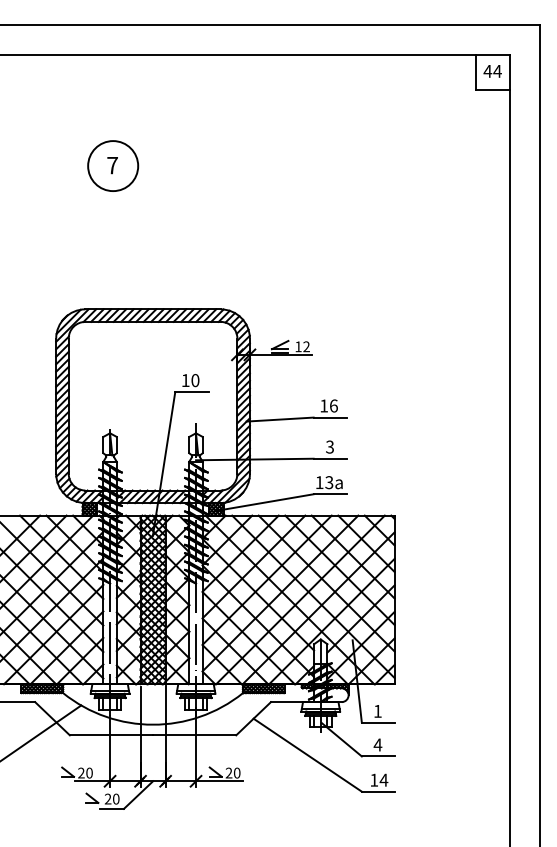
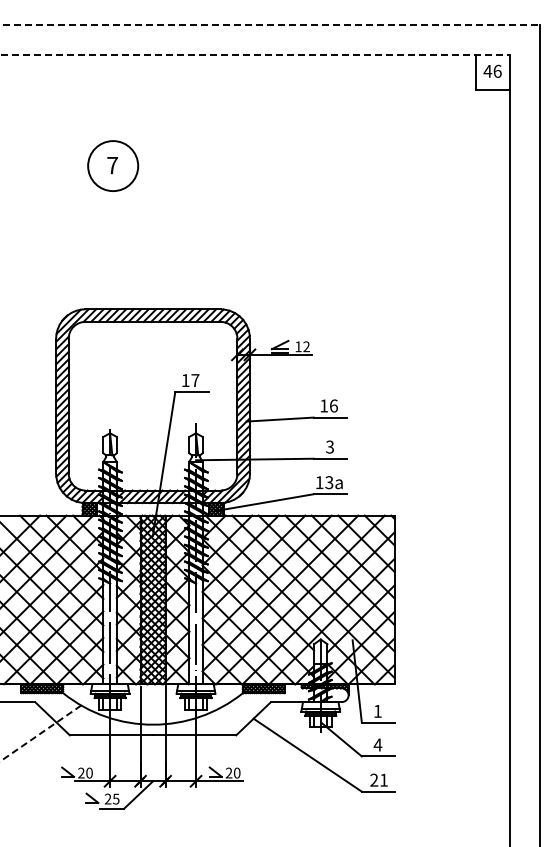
line: solid -> dashed (270, 25)
line: solid -> dashed (255, 55)
text: 44 -> 46 (497, 70)
text: 10 -> 17 (195, 380)
line: solid -> dashed (40, 733)
text: 14 -> 21 (379, 779)
text: 20 -> 25 (115, 798)
